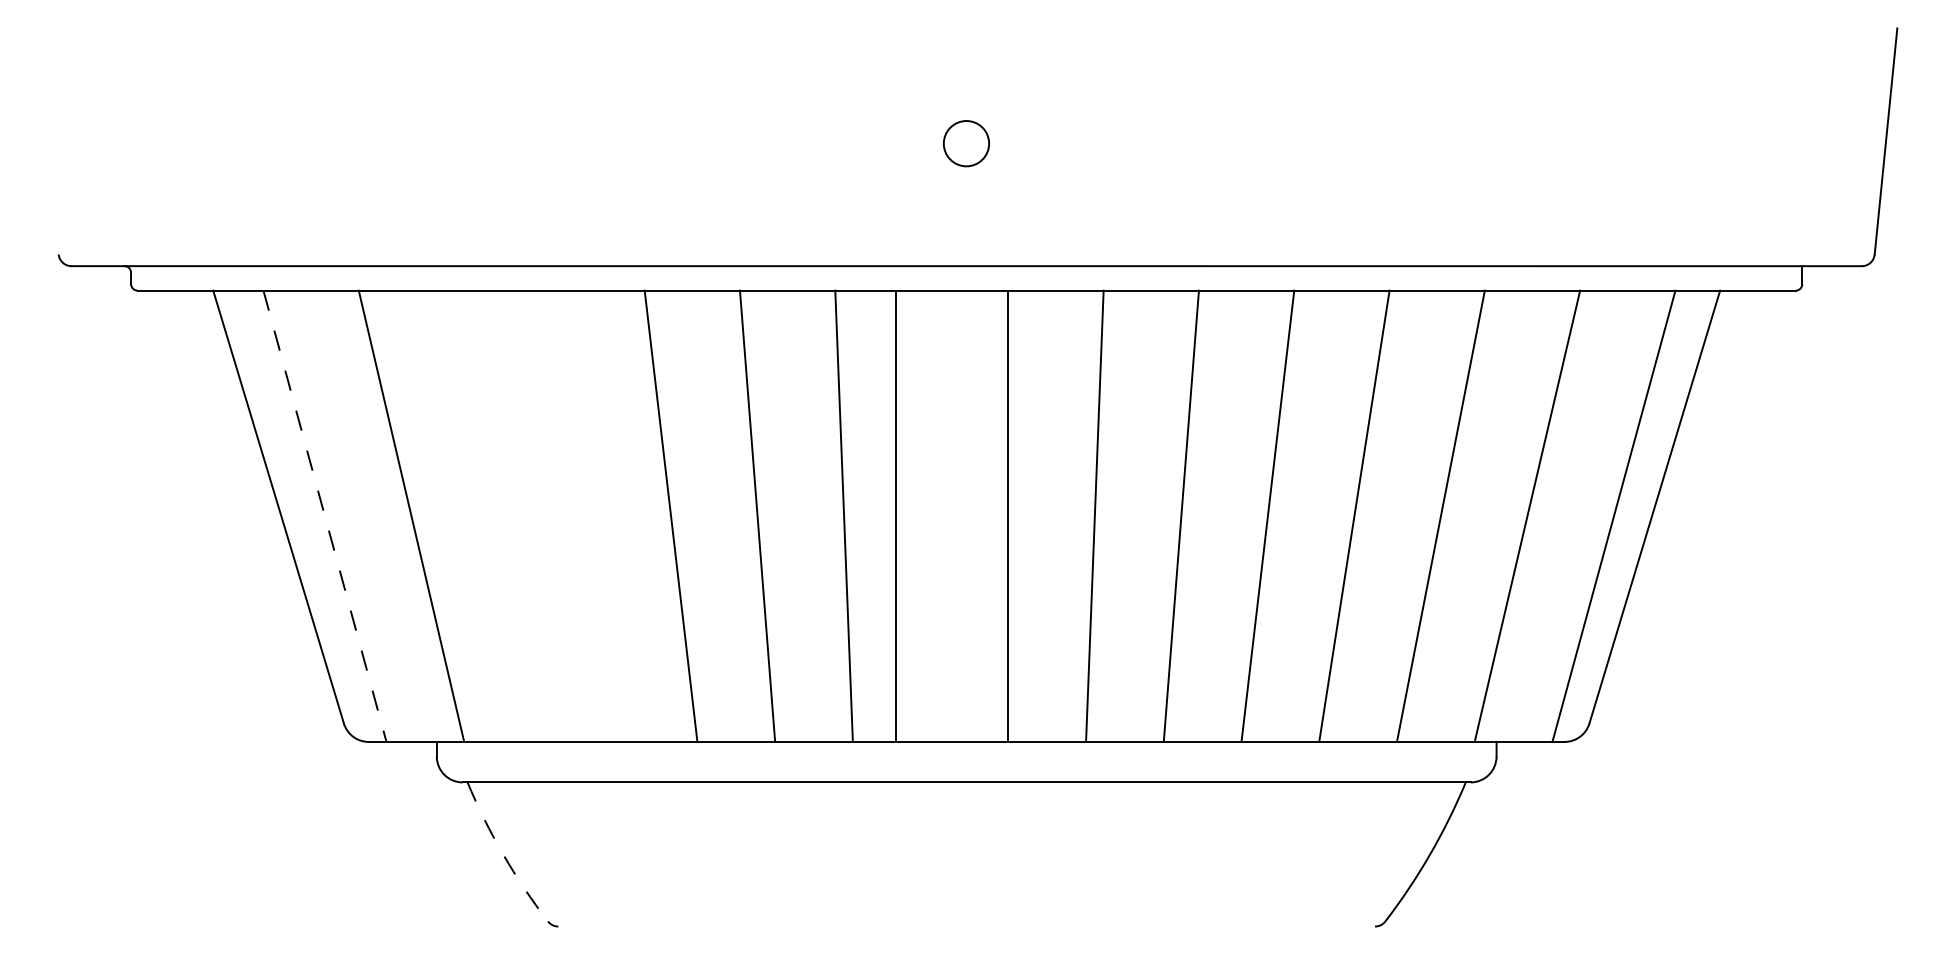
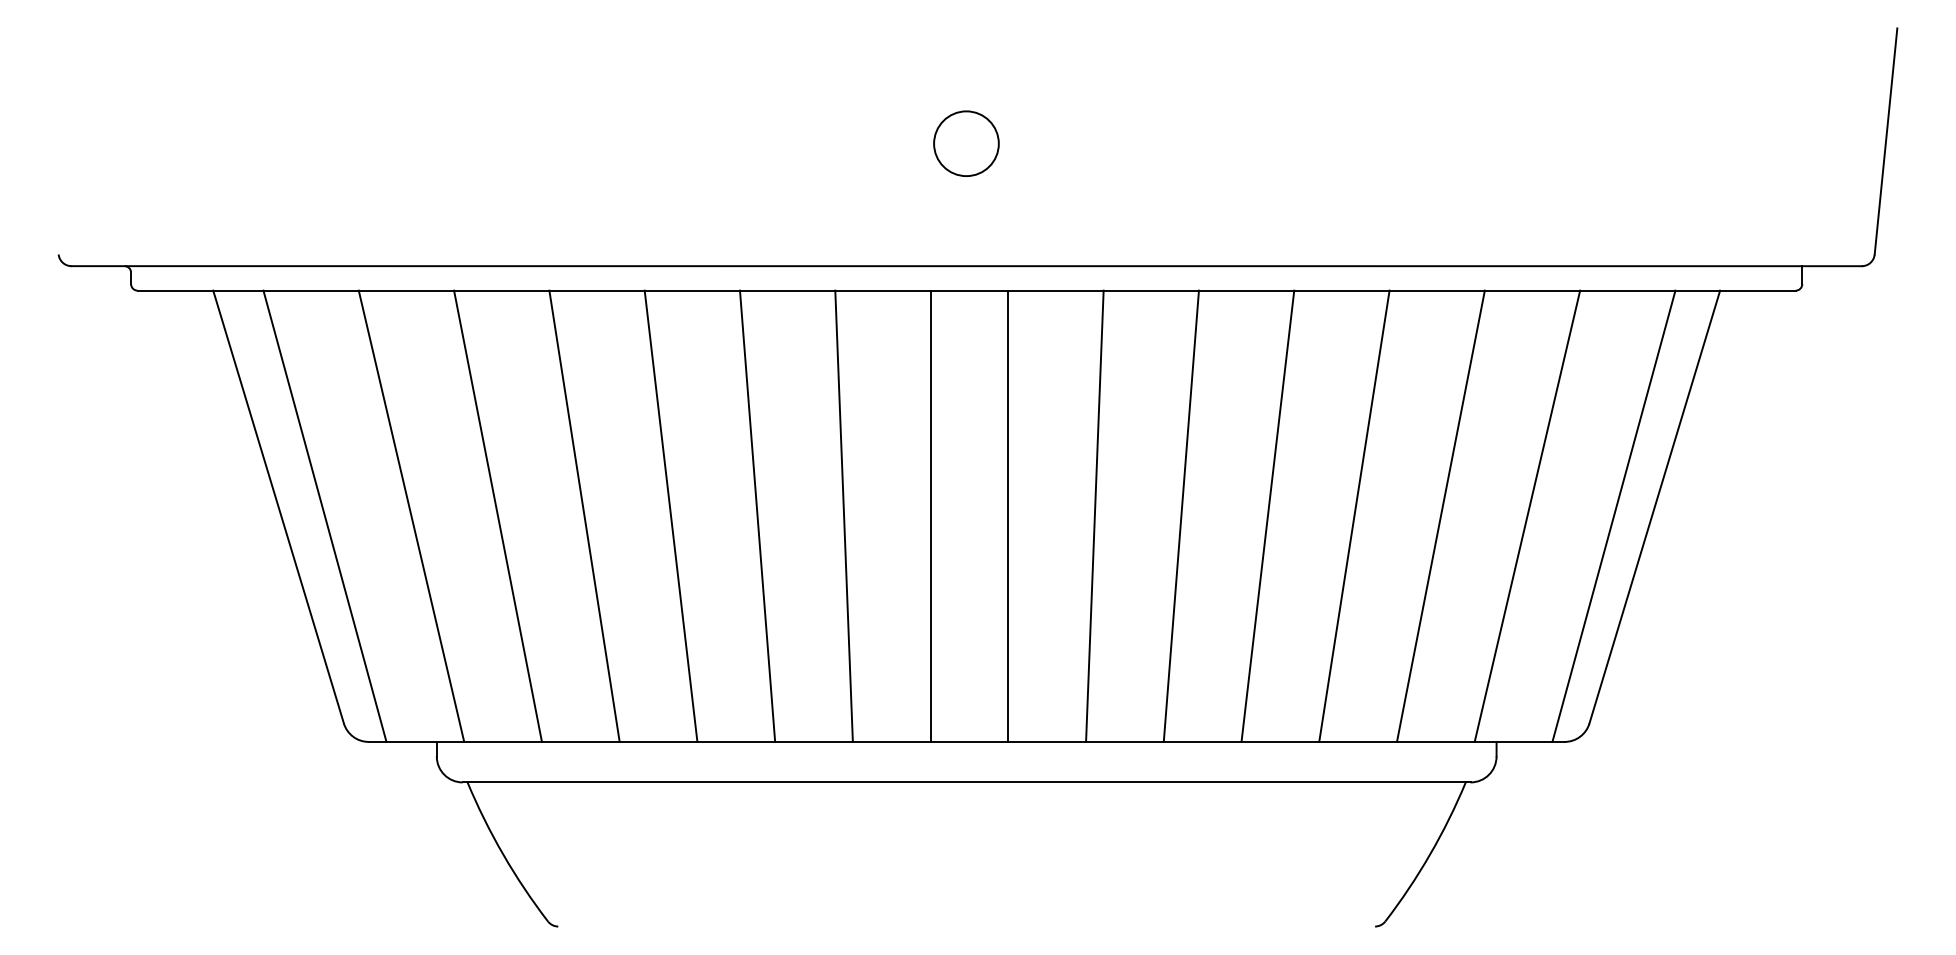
circle size: 48x48 px -> 67x67 px (966, 143)
line: none -> present (497, 515)
line: none -> present (584, 515)
line position: (895, 515) -> (930, 515) (930, 515)
line: dashed -> solid (324, 516)
arc: dashed -> solid (503, 854)
